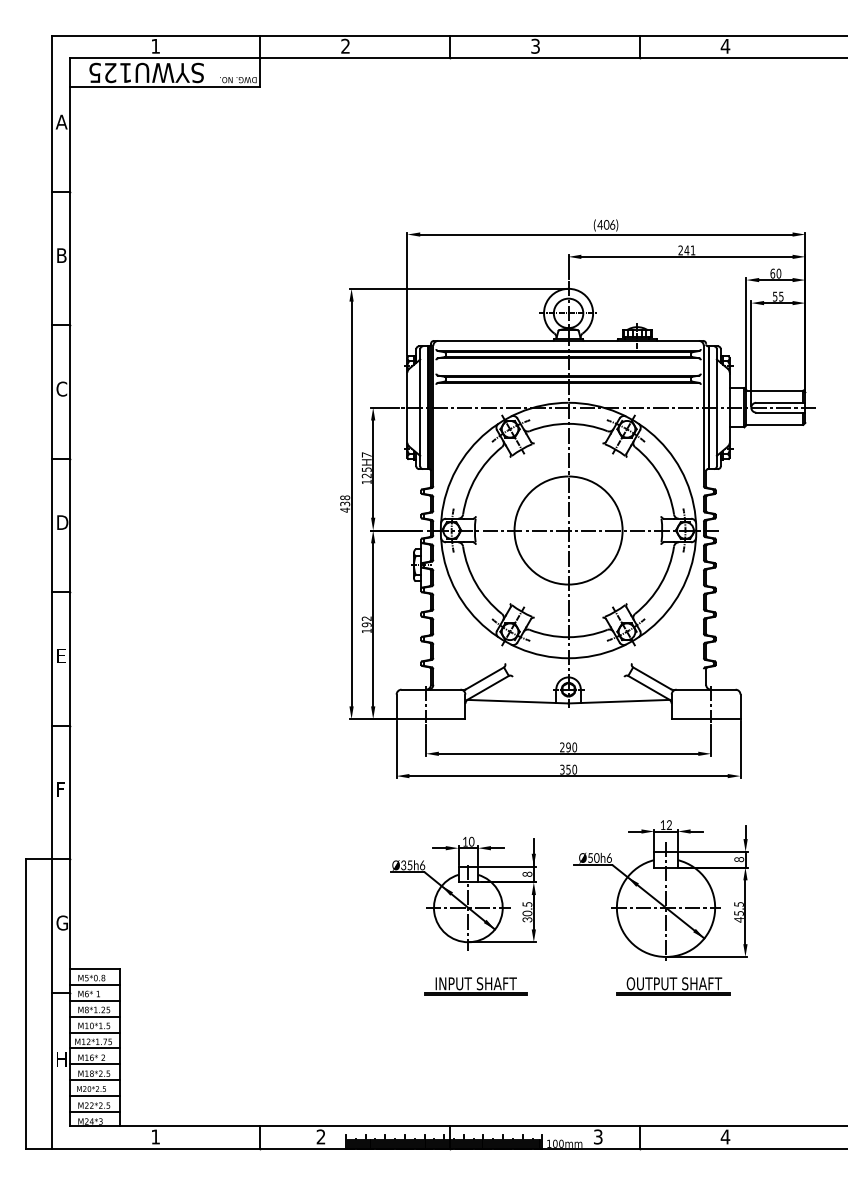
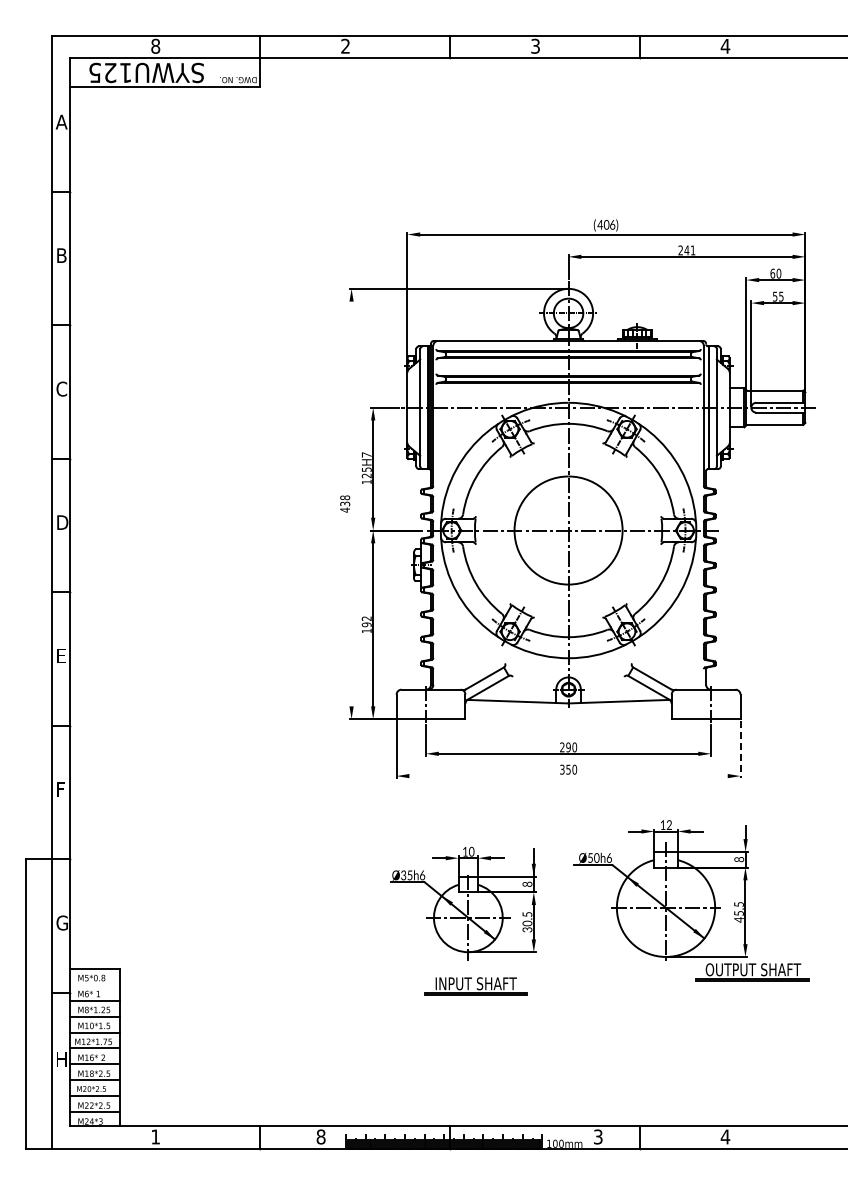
text: 1 -> 8 (155, 45)
line: present -> none (351, 503)
line: solid -> dashed (740, 750)
line: present -> none (568, 776)
part position: (463, 893) -> (463, 903) (463, 903)
line: present -> none (95, 984)
part position: (673, 986) -> (752, 972) (752, 972)
text: 2 -> 8 (320, 1136)
